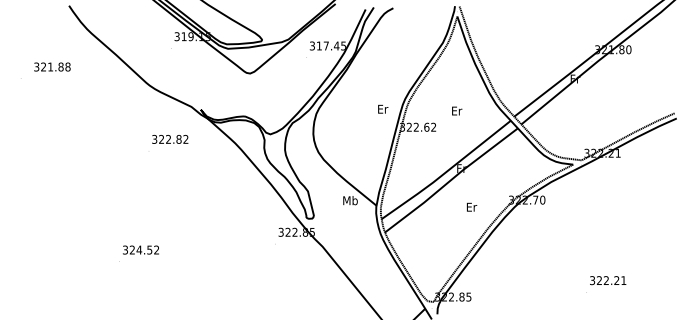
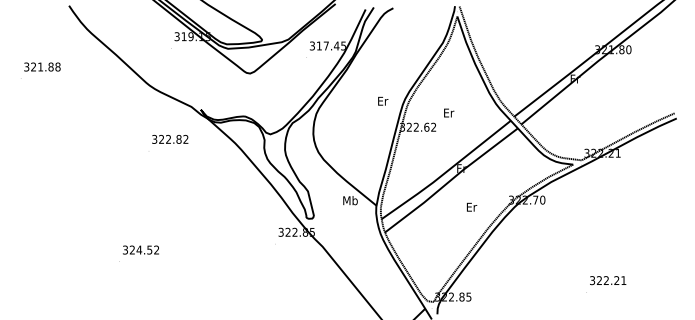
text position: (52, 66) -> (42, 66) (42, 66)
text position: (383, 108) -> (383, 100) (383, 100)
text position: (457, 110) -> (449, 112) (449, 112)
